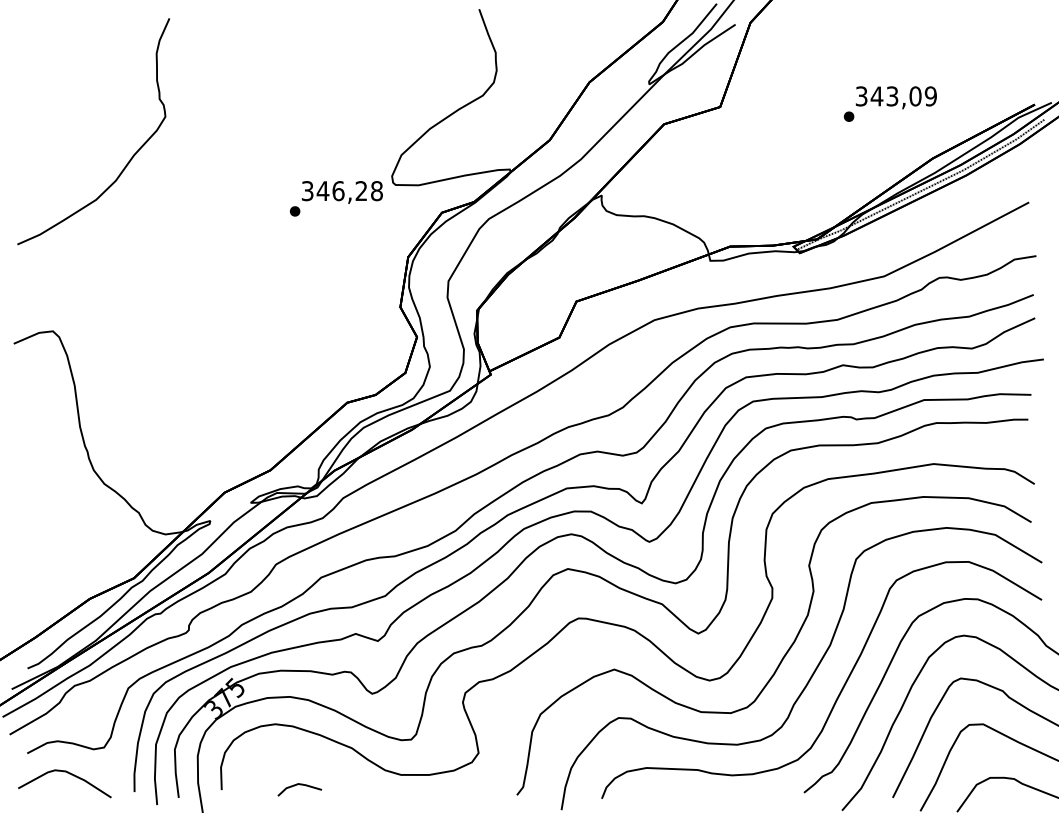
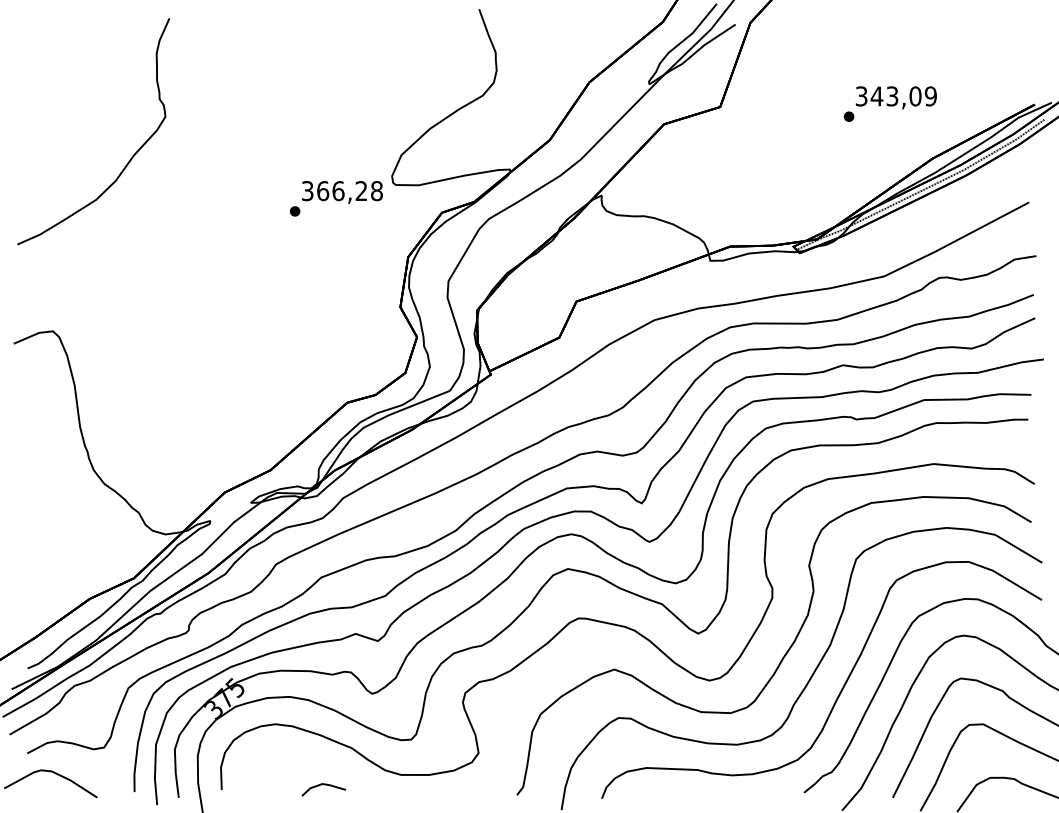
text: 346,28 -> 366,28 (322, 191)
curve position: (69, 774) -> (55, 774) (55, 774)
line position: (299, 785) -> (323, 785) (323, 785)
